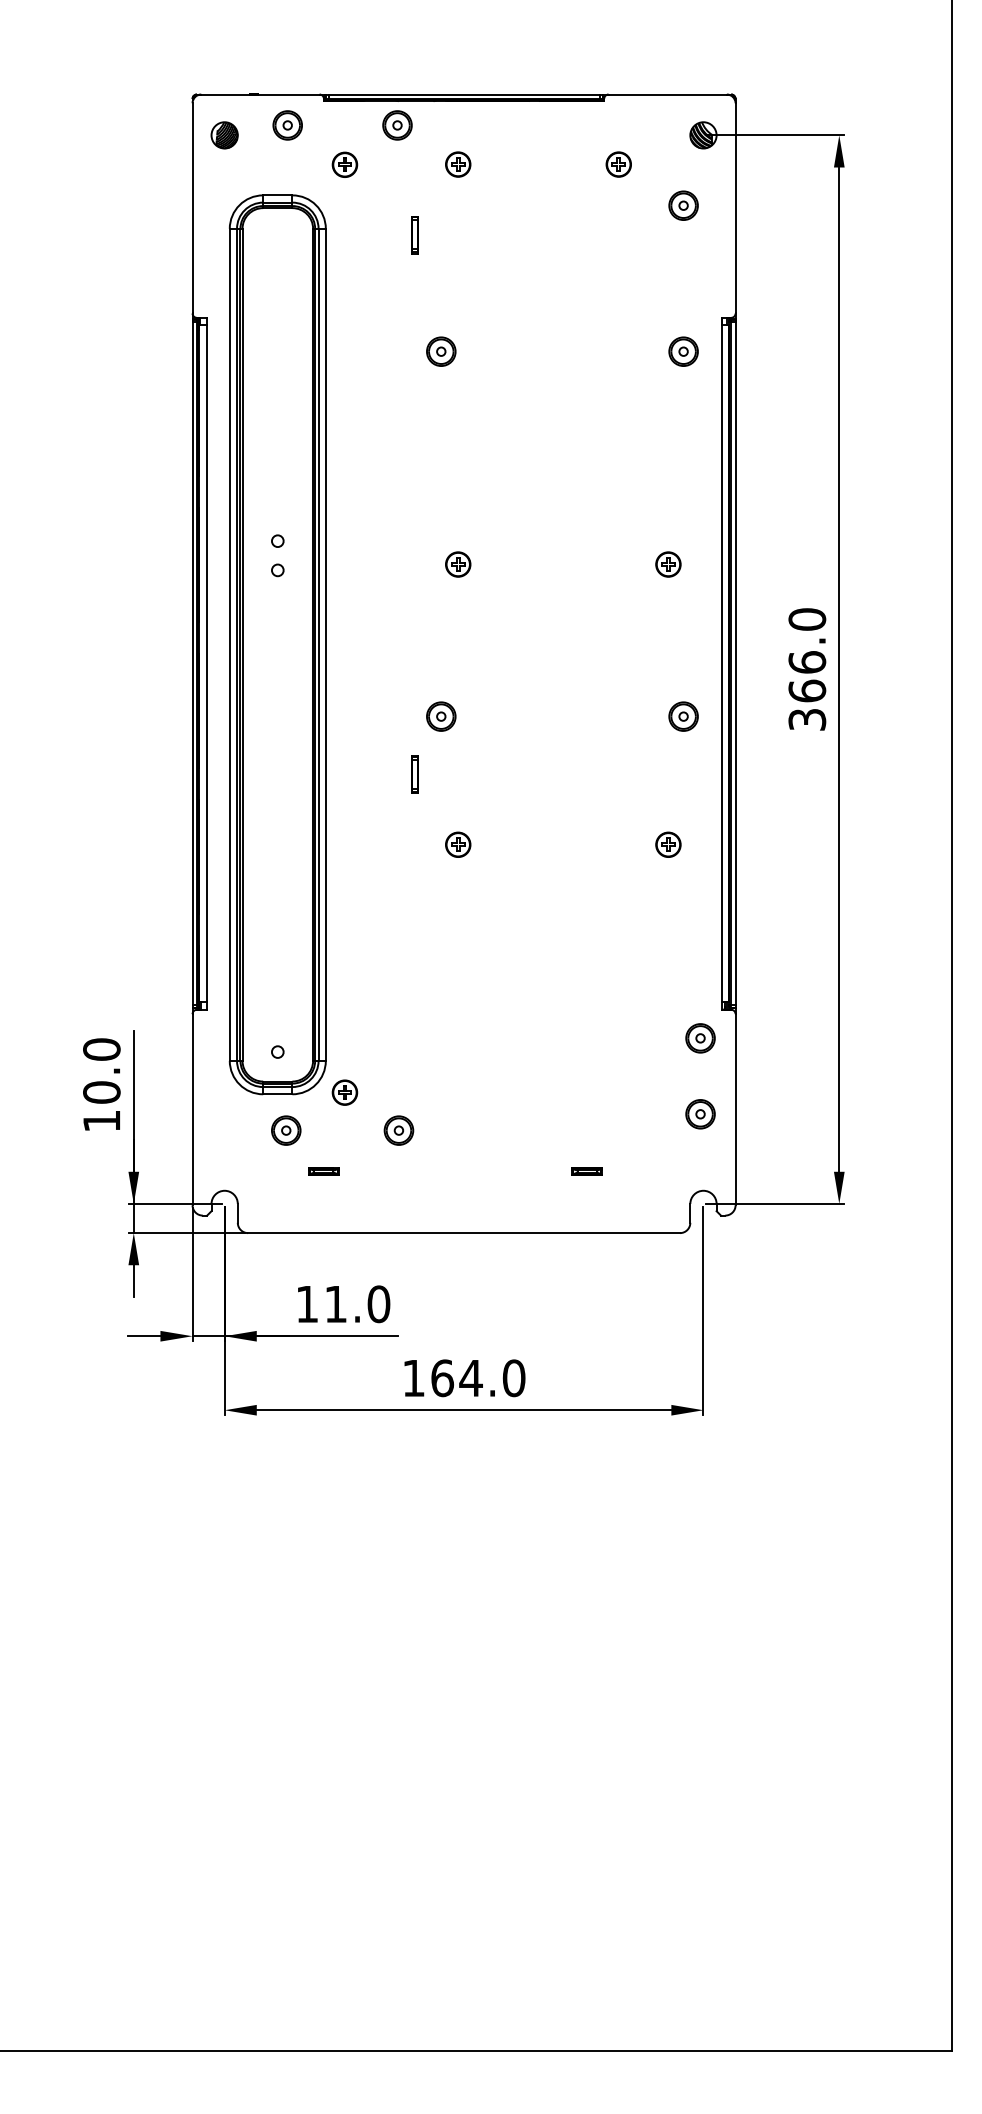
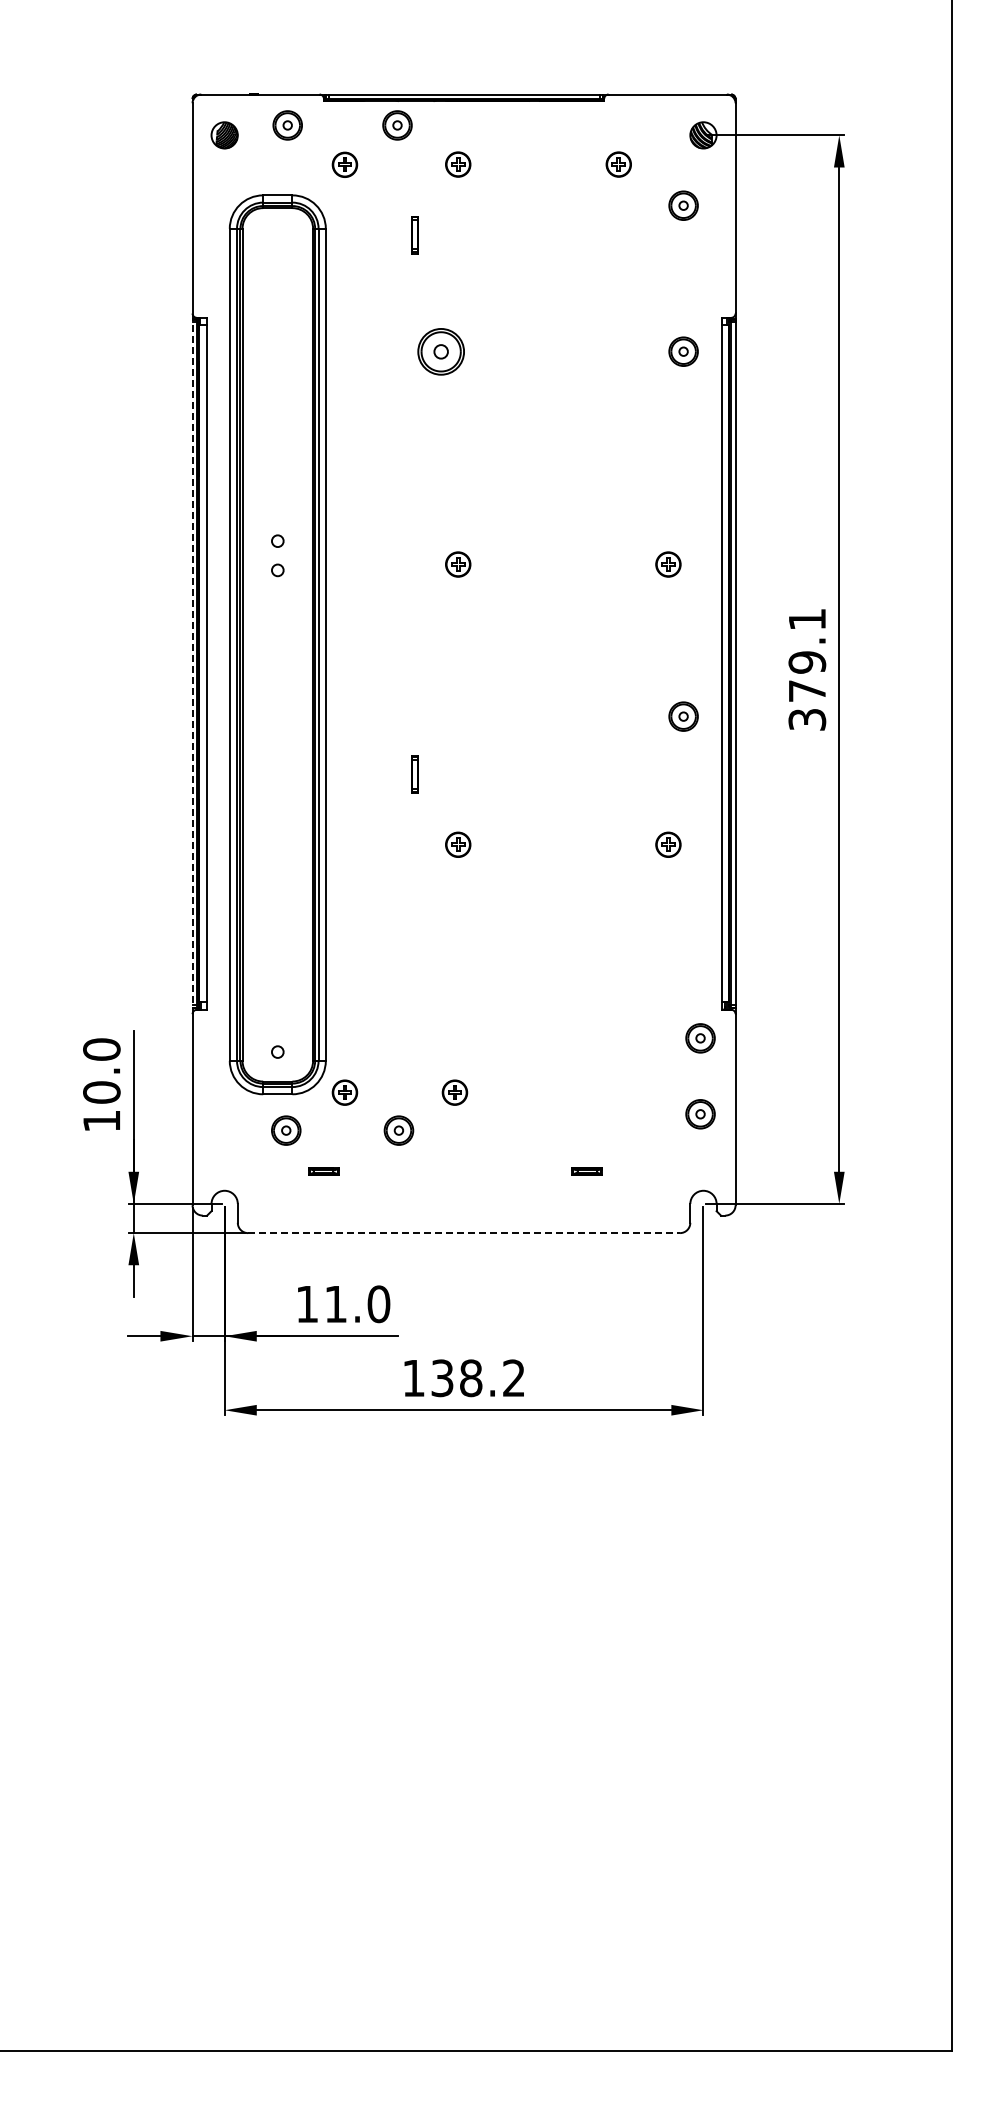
part size: 31x31 px -> 48x48 px (440, 351)
text: 366.0 -> 379.1 (807, 655)
line: solid -> dashed (192, 663)
part: present -> none (441, 716)
part: none -> present (454, 1092)
line: solid -> dashed (464, 1233)
text: 164.0 -> 138.2 (478, 1378)
